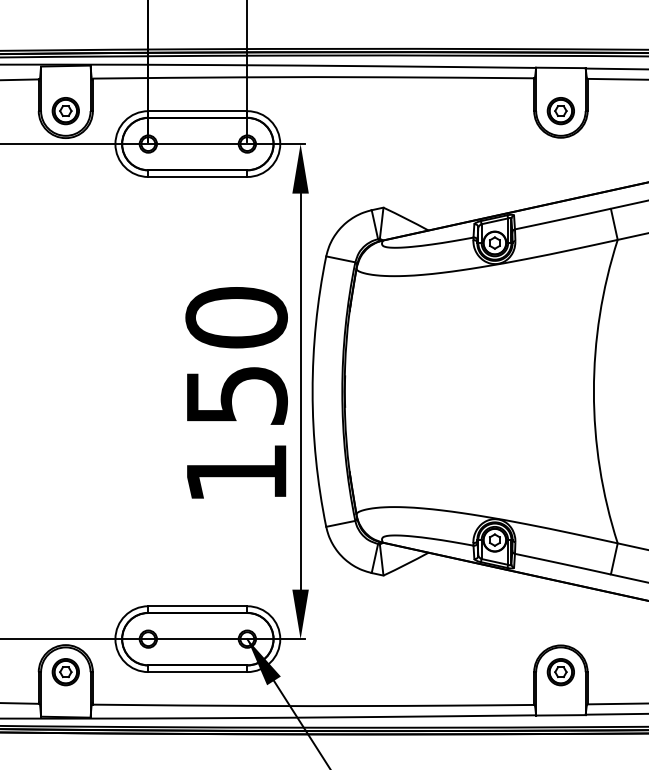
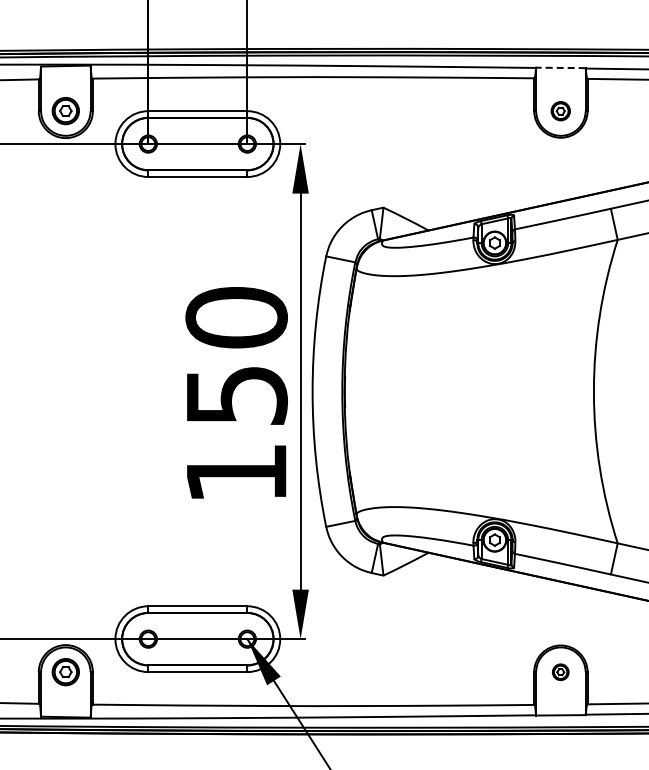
line: solid -> dashed (560, 67)
part size: 29x29 px -> 21x21 px (560, 111)
part size: 29x29 px -> 18x19 px (560, 672)
